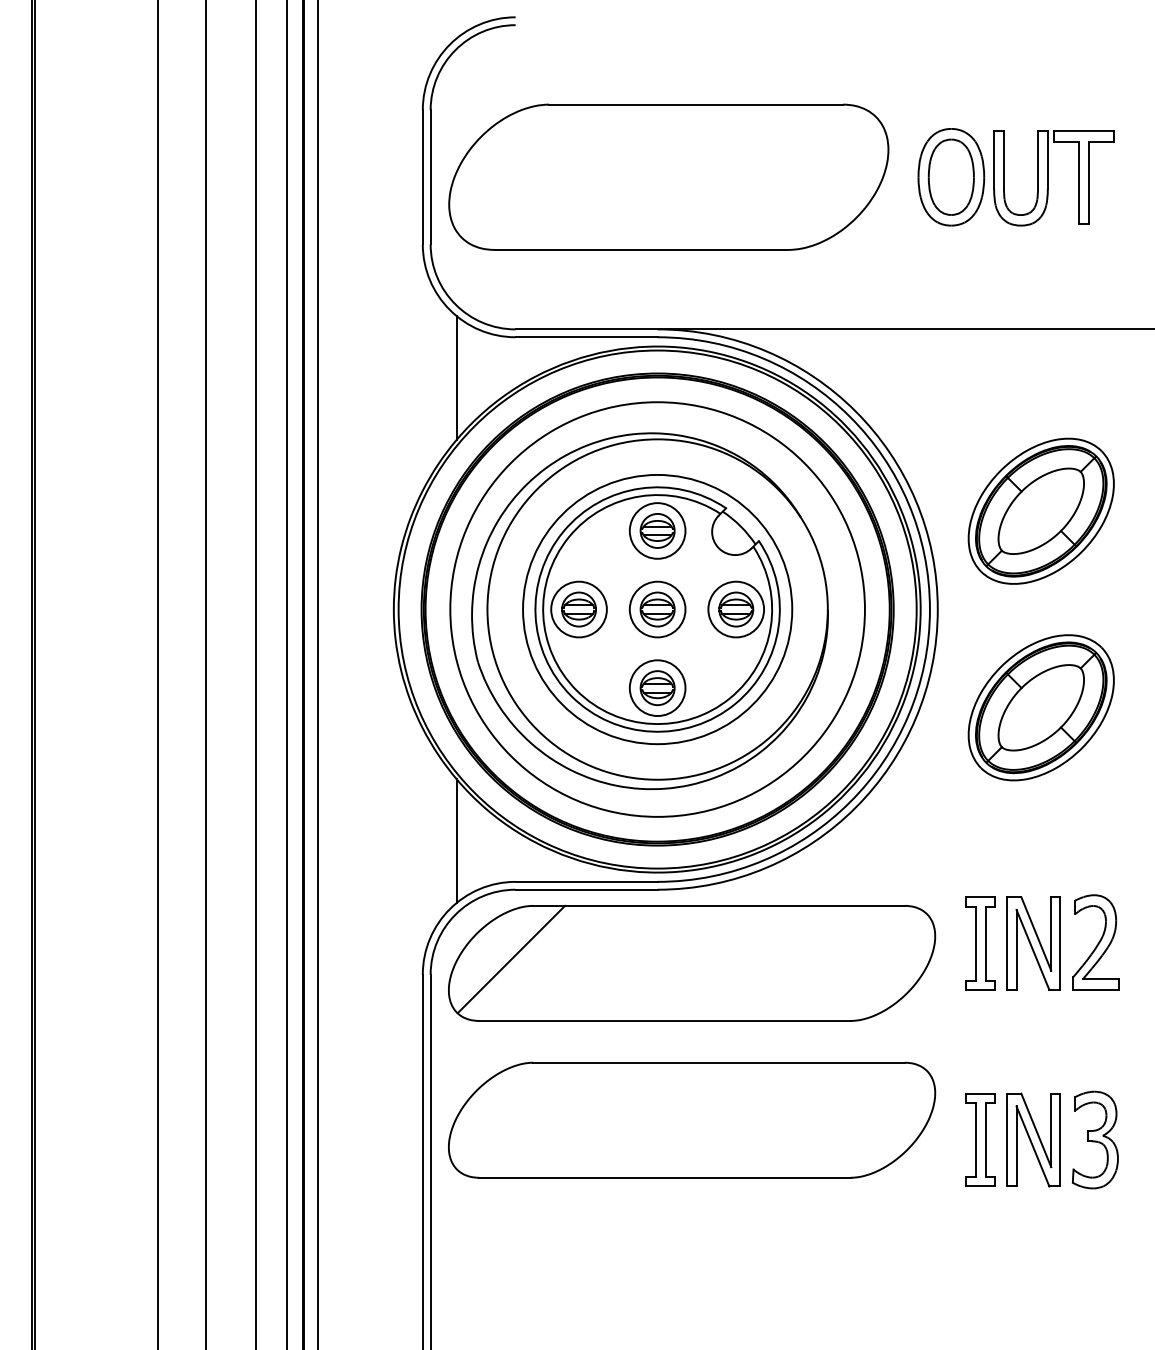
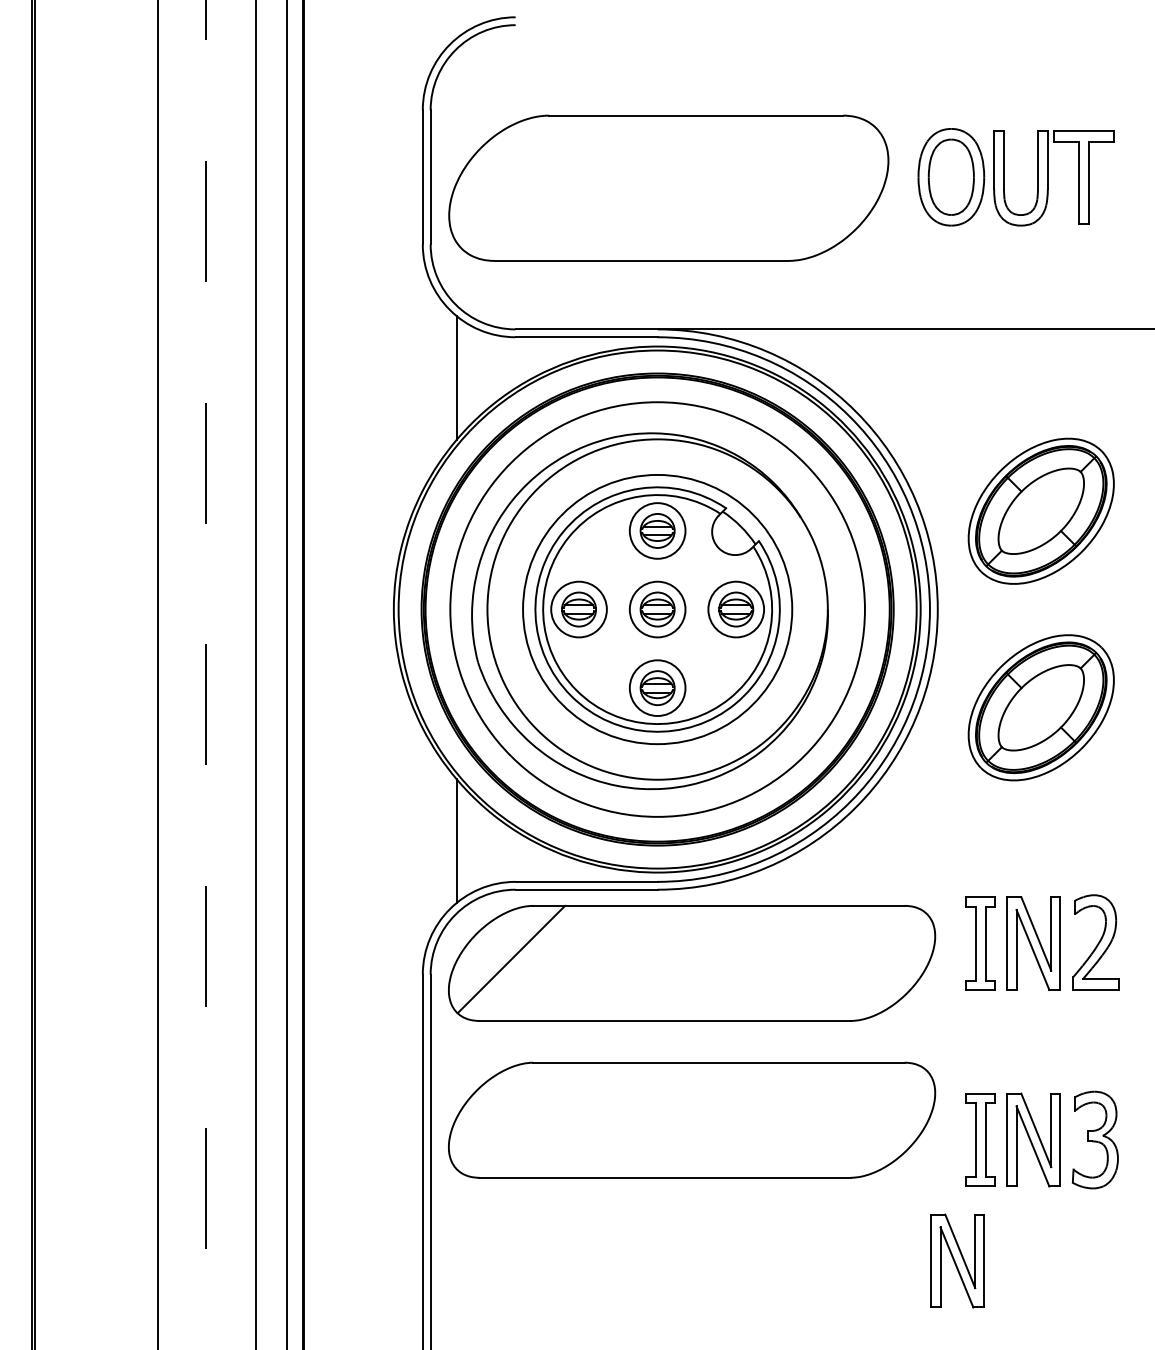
part position: (668, 176) -> (668, 187) (668, 187)
line: solid -> dashed (206, 674)
line: present -> none (317, 674)
part: none -> present (957, 1260)
